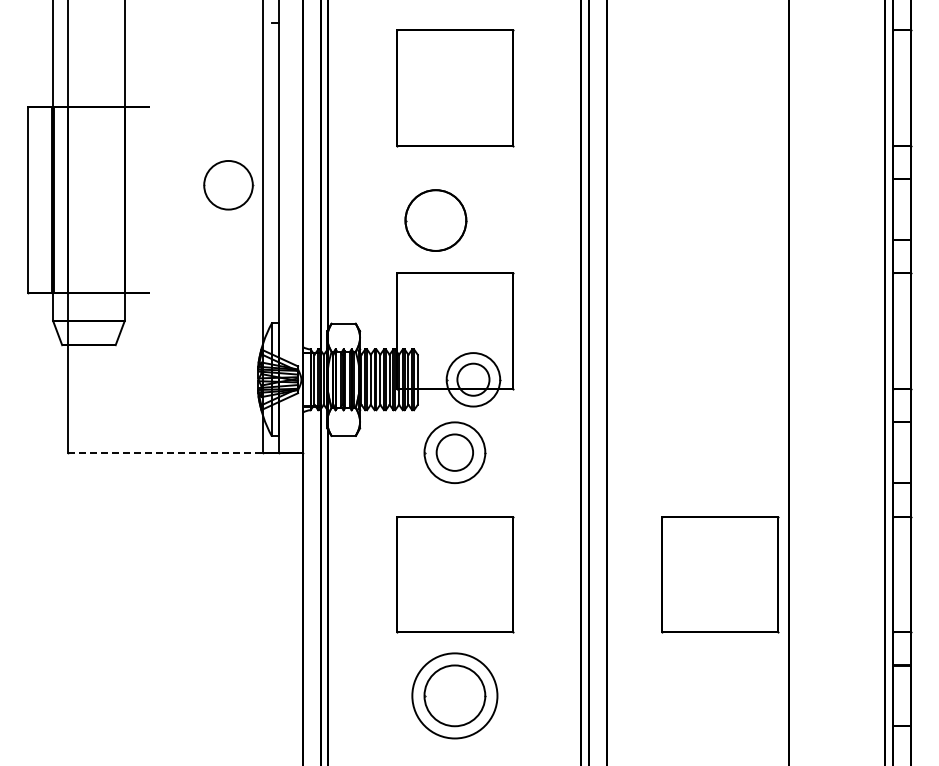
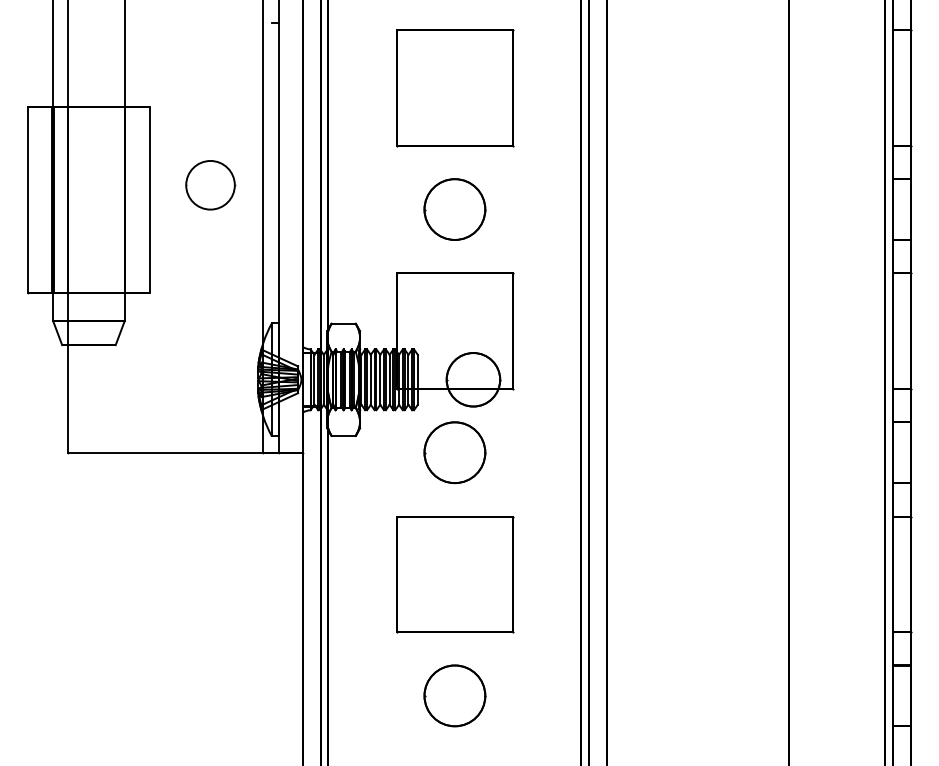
part position: (228, 185) -> (210, 185) (210, 185)
line: none -> present (149, 199)
part position: (435, 220) -> (454, 209) (454, 209)
circle diameter: 32 px -> 53 px (473, 379)
line: dashed -> solid (166, 452)
circle diameter: 36 px -> 61 px (454, 452)
part: present -> none (720, 574)
circle diameter: 85 px -> 61 px (454, 695)
